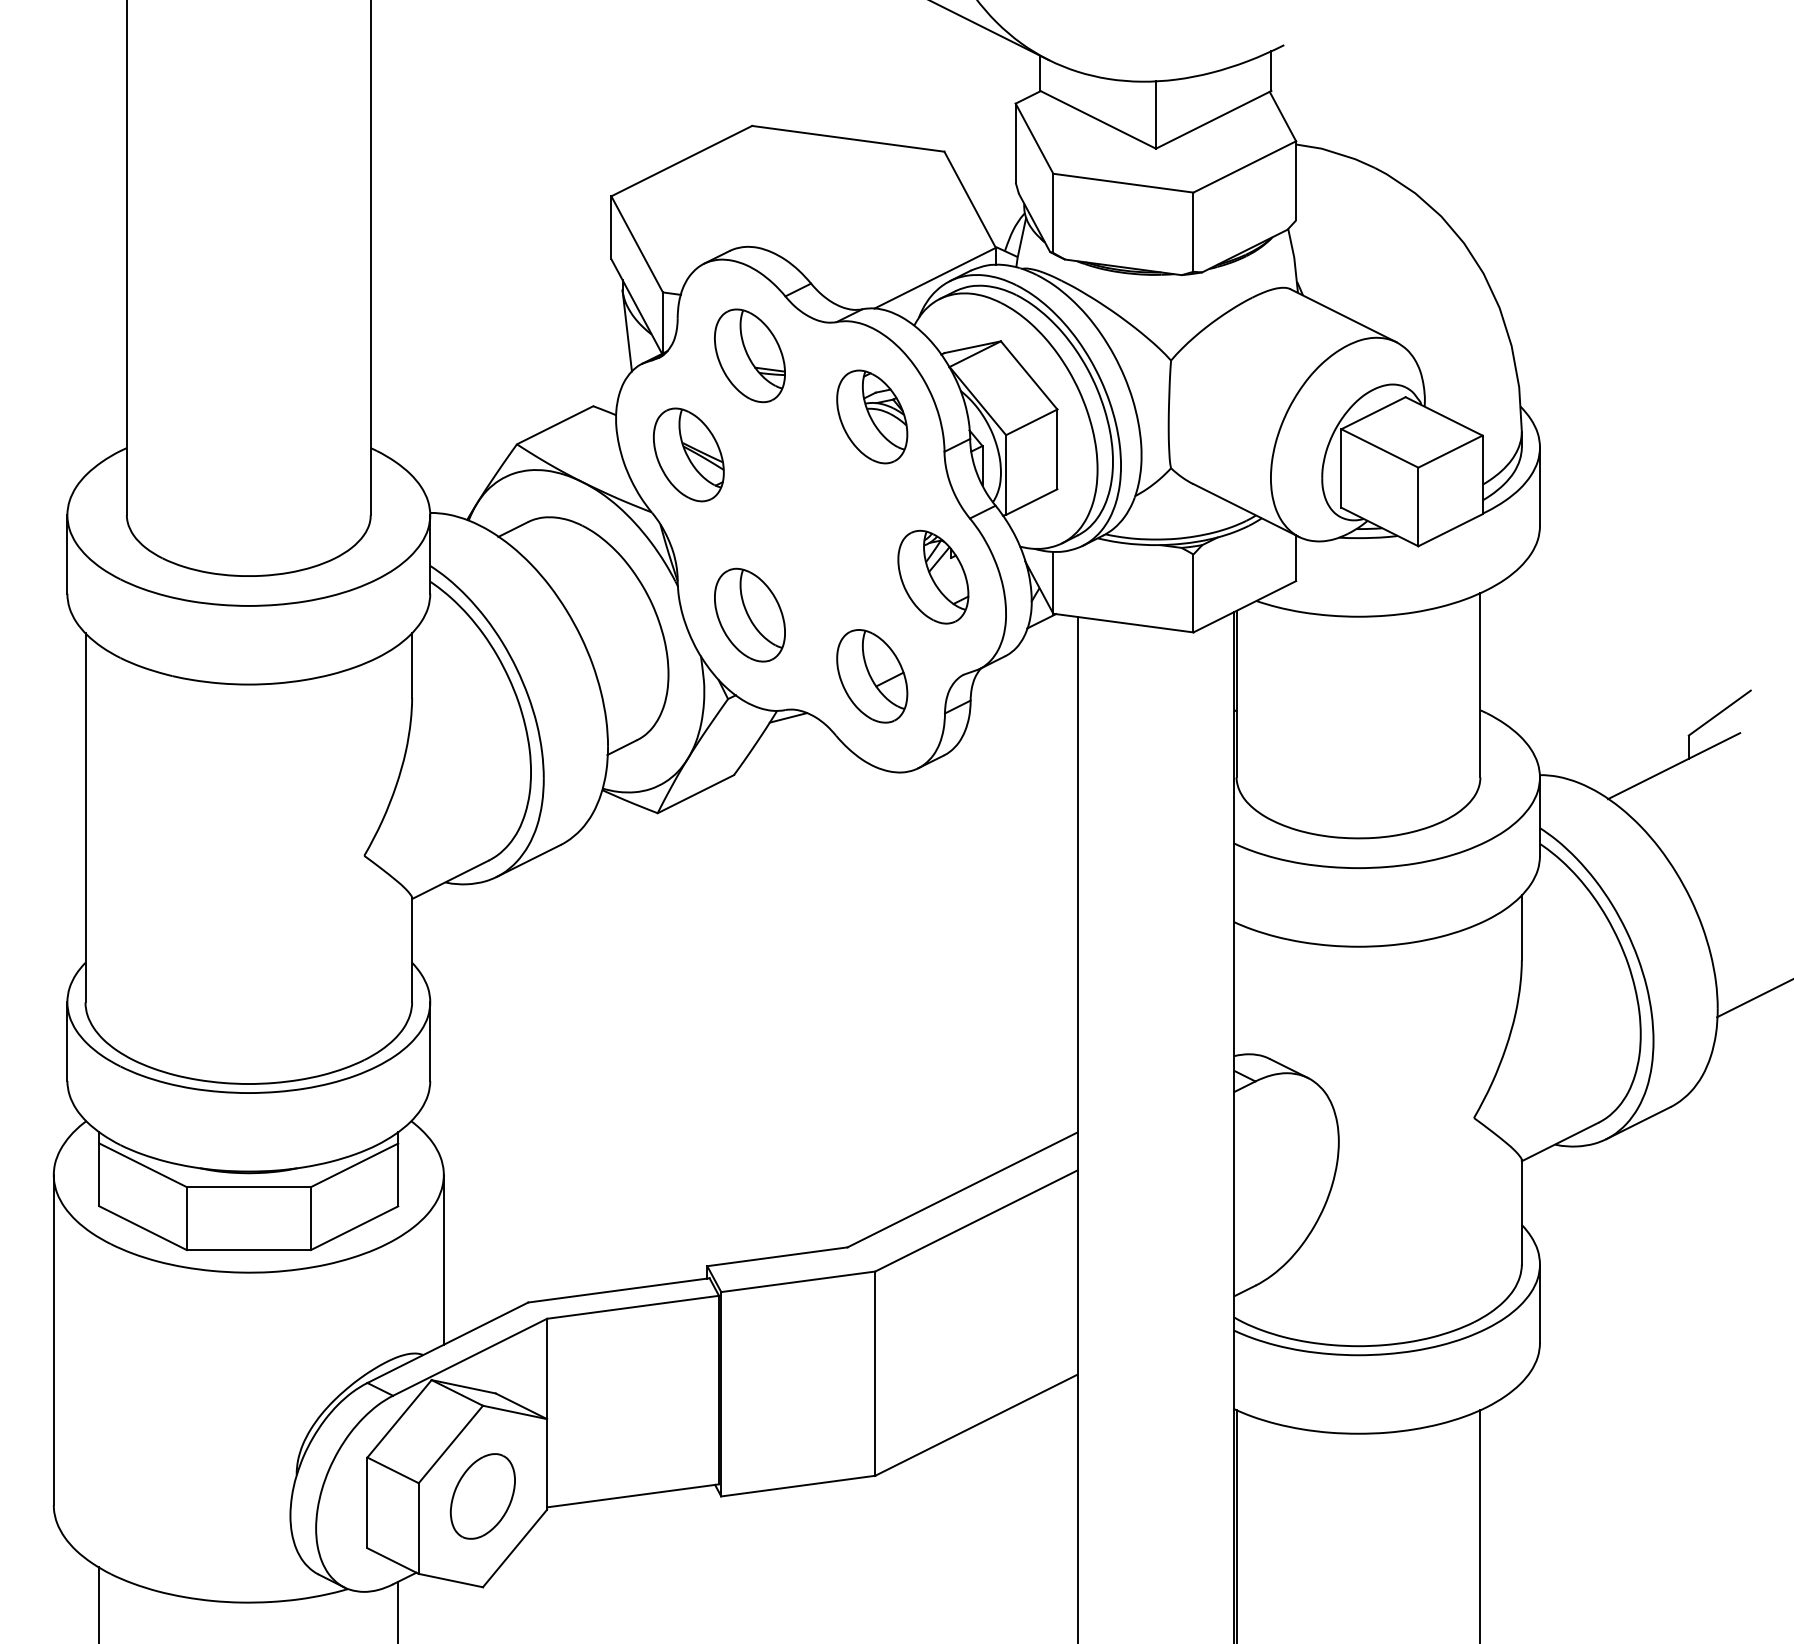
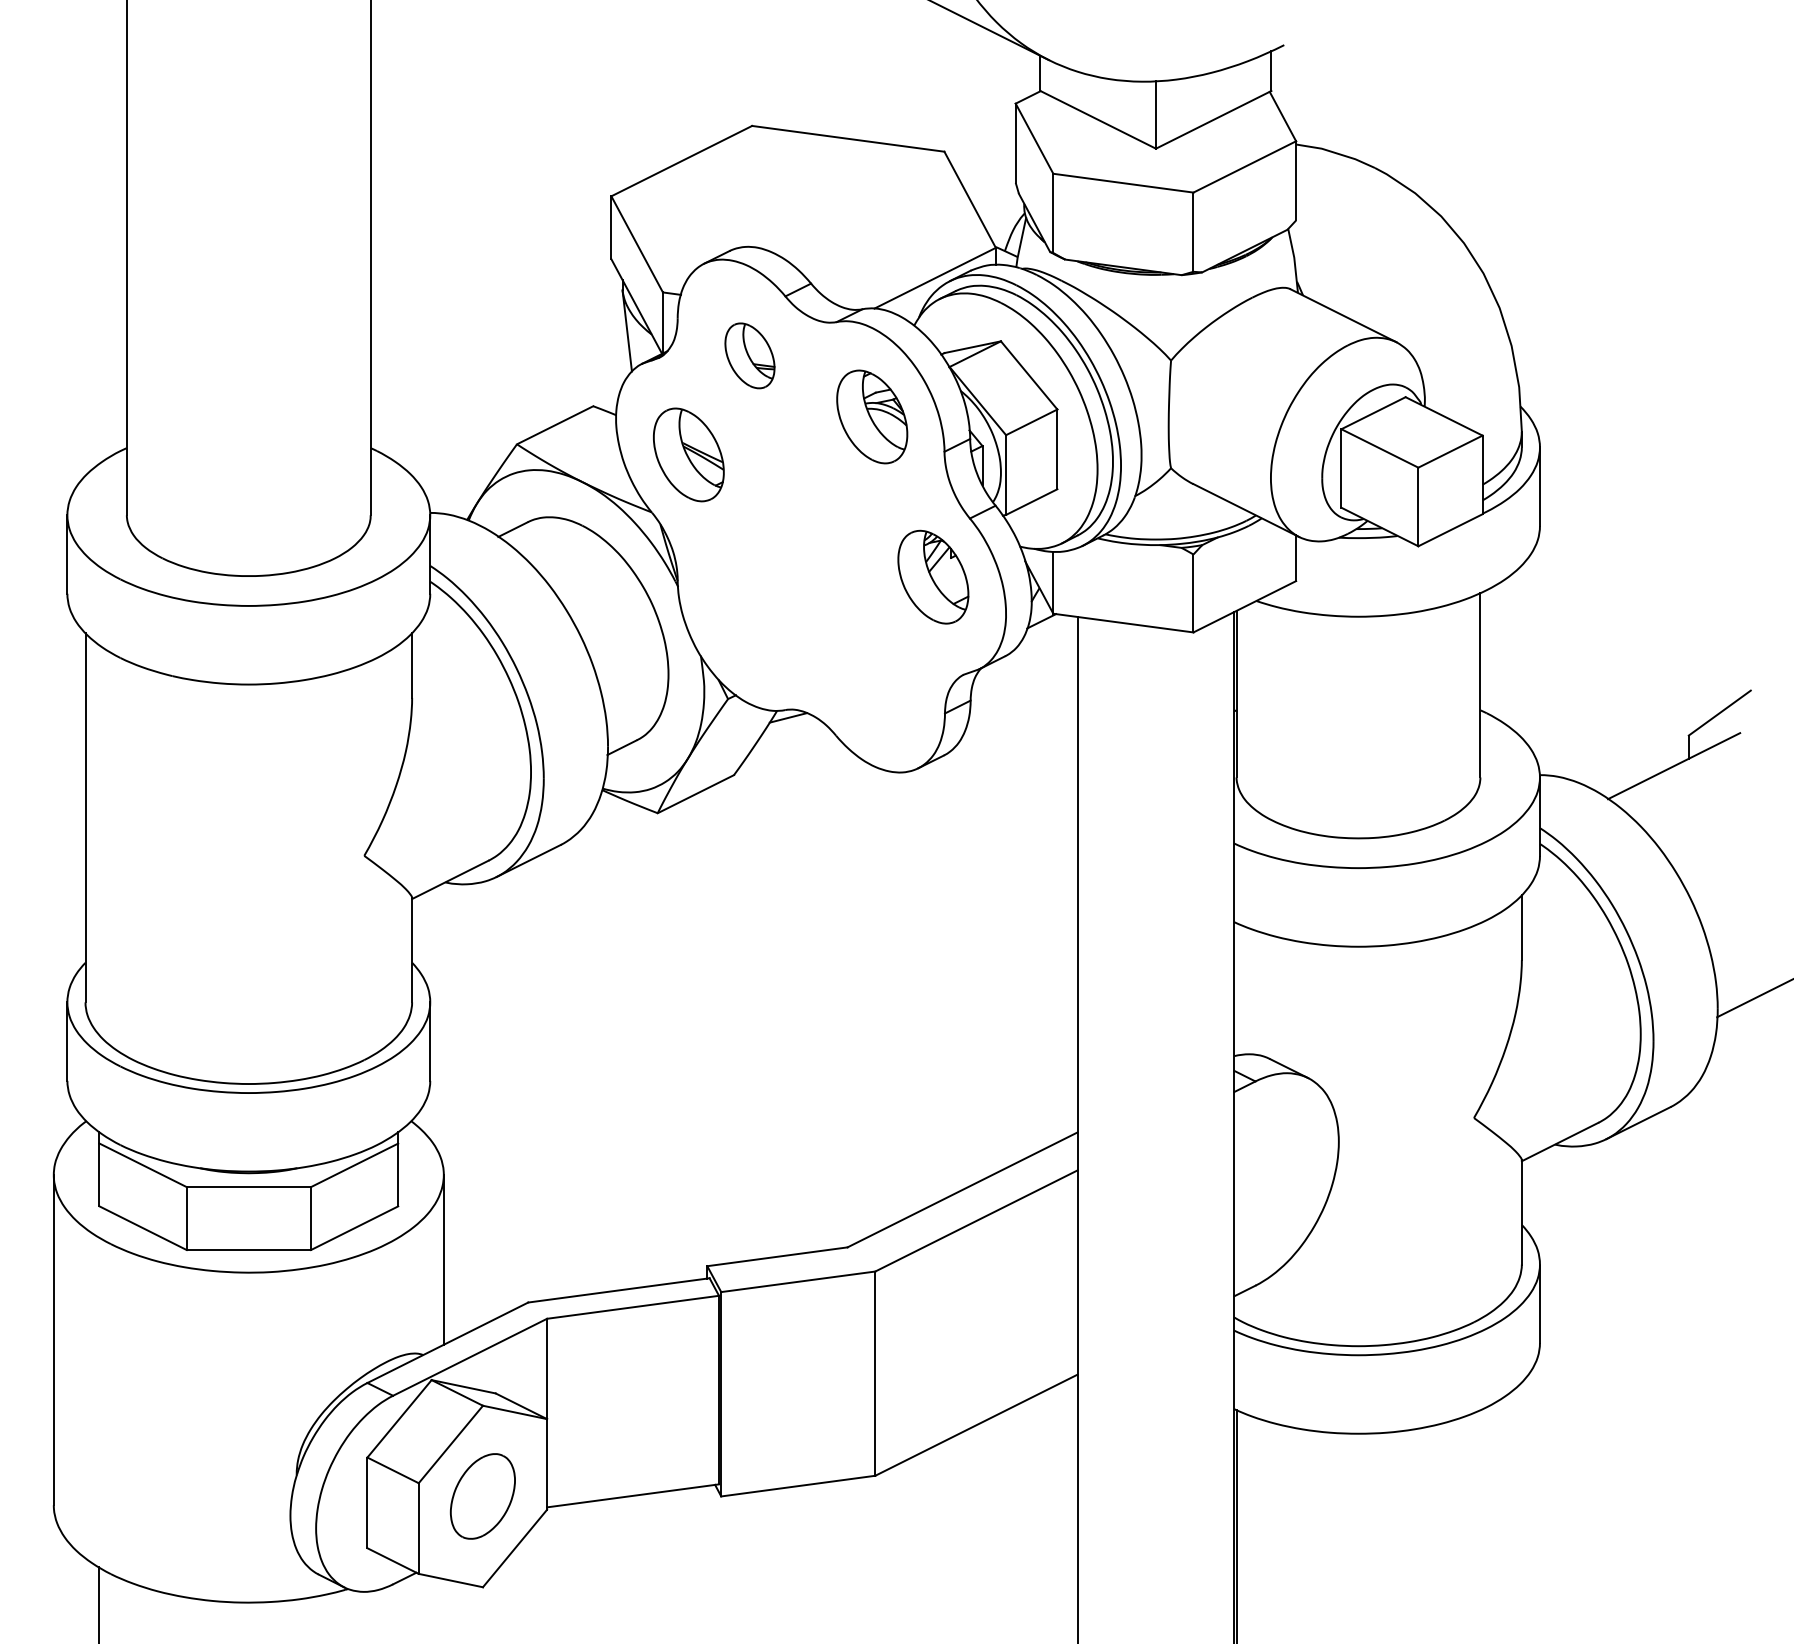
part size: 72x96 px -> 52x68 px (749, 355)
part: present -> none (749, 614)
part: present -> none (872, 676)
line: present -> none (1480, 1524)
line: present -> none (398, 1610)
